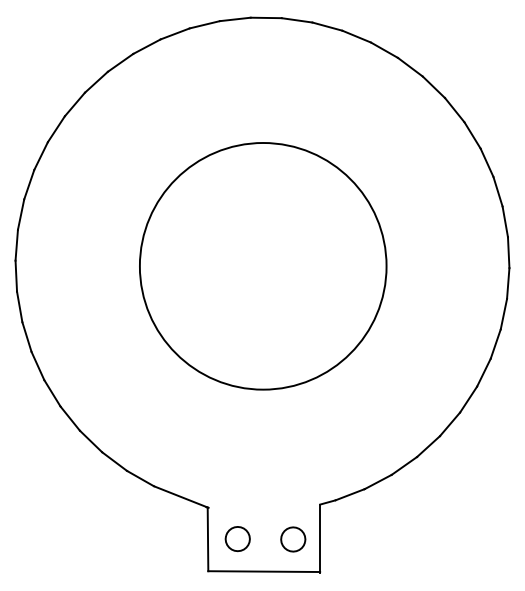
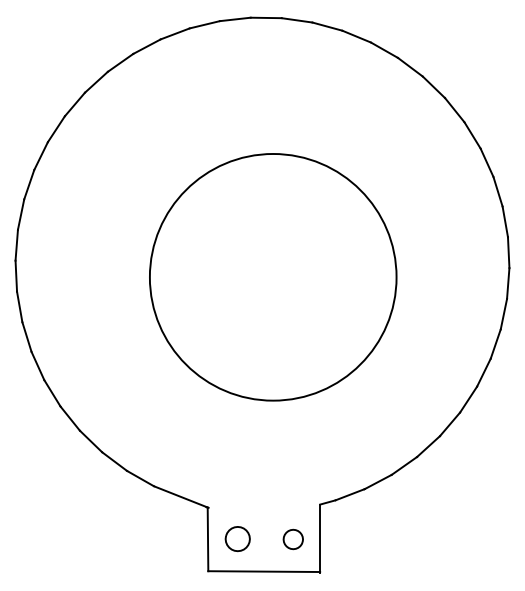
circle position: (263, 266) -> (273, 277) (273, 277)
part size: 27x27 px -> 22x23 px (292, 539)
